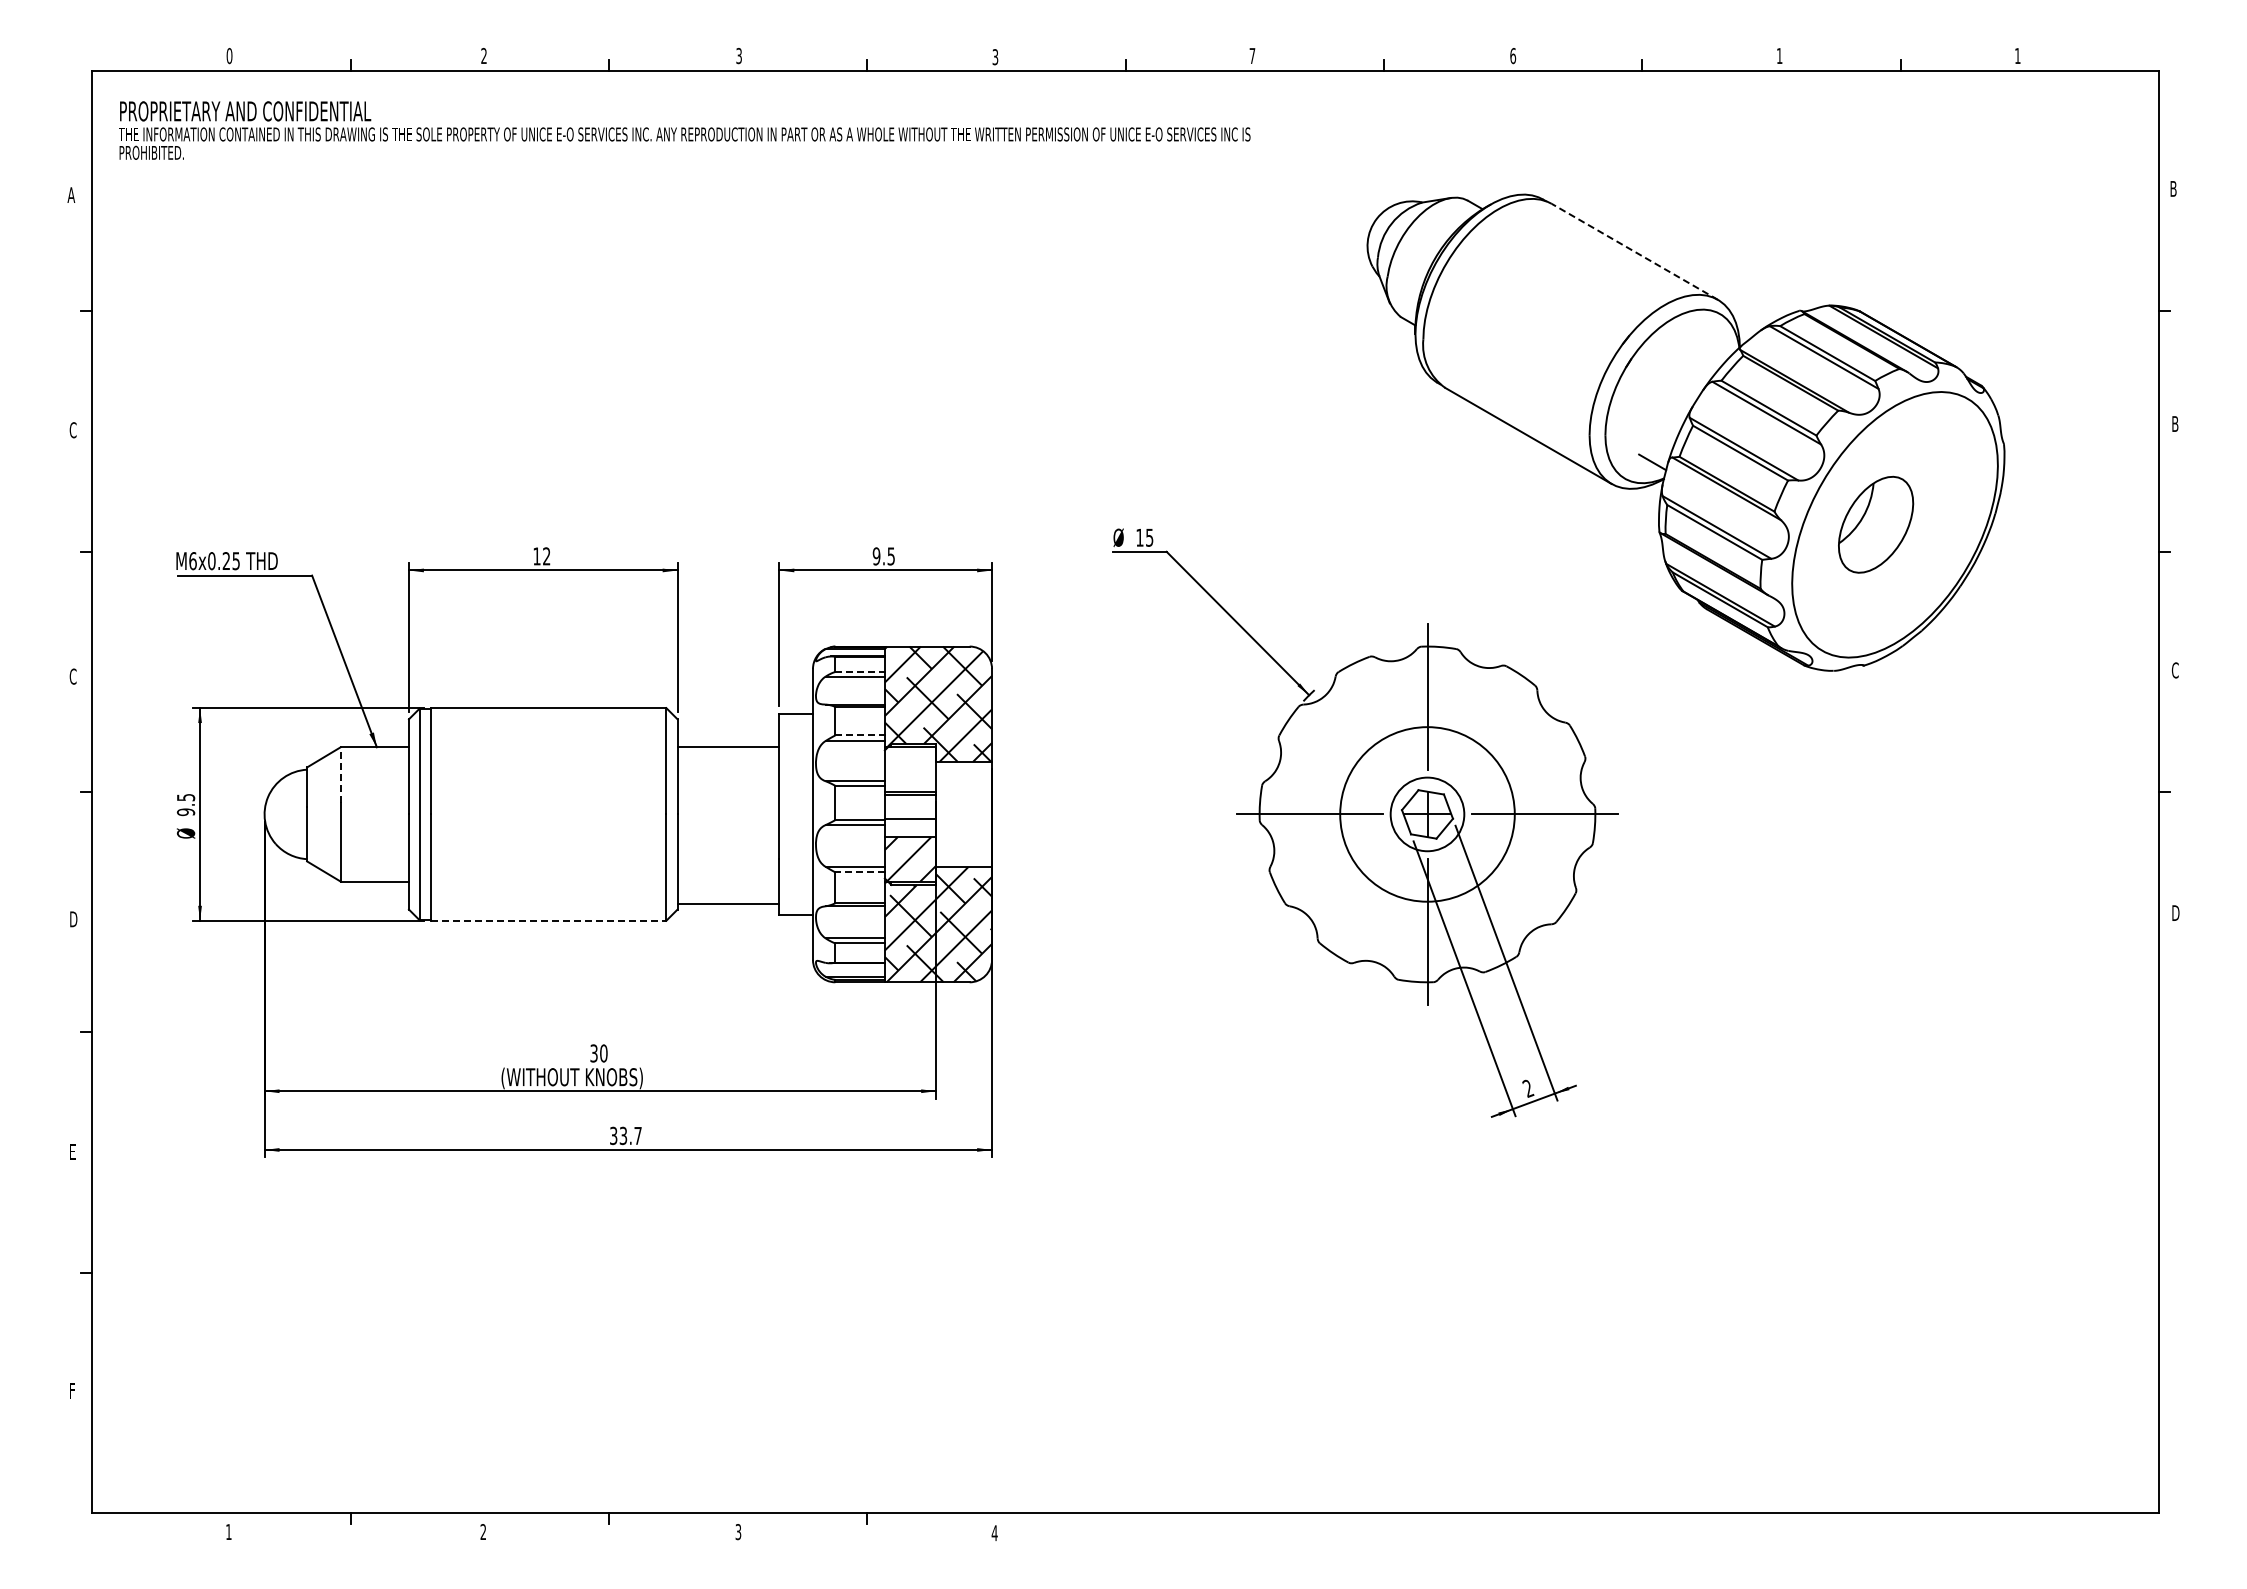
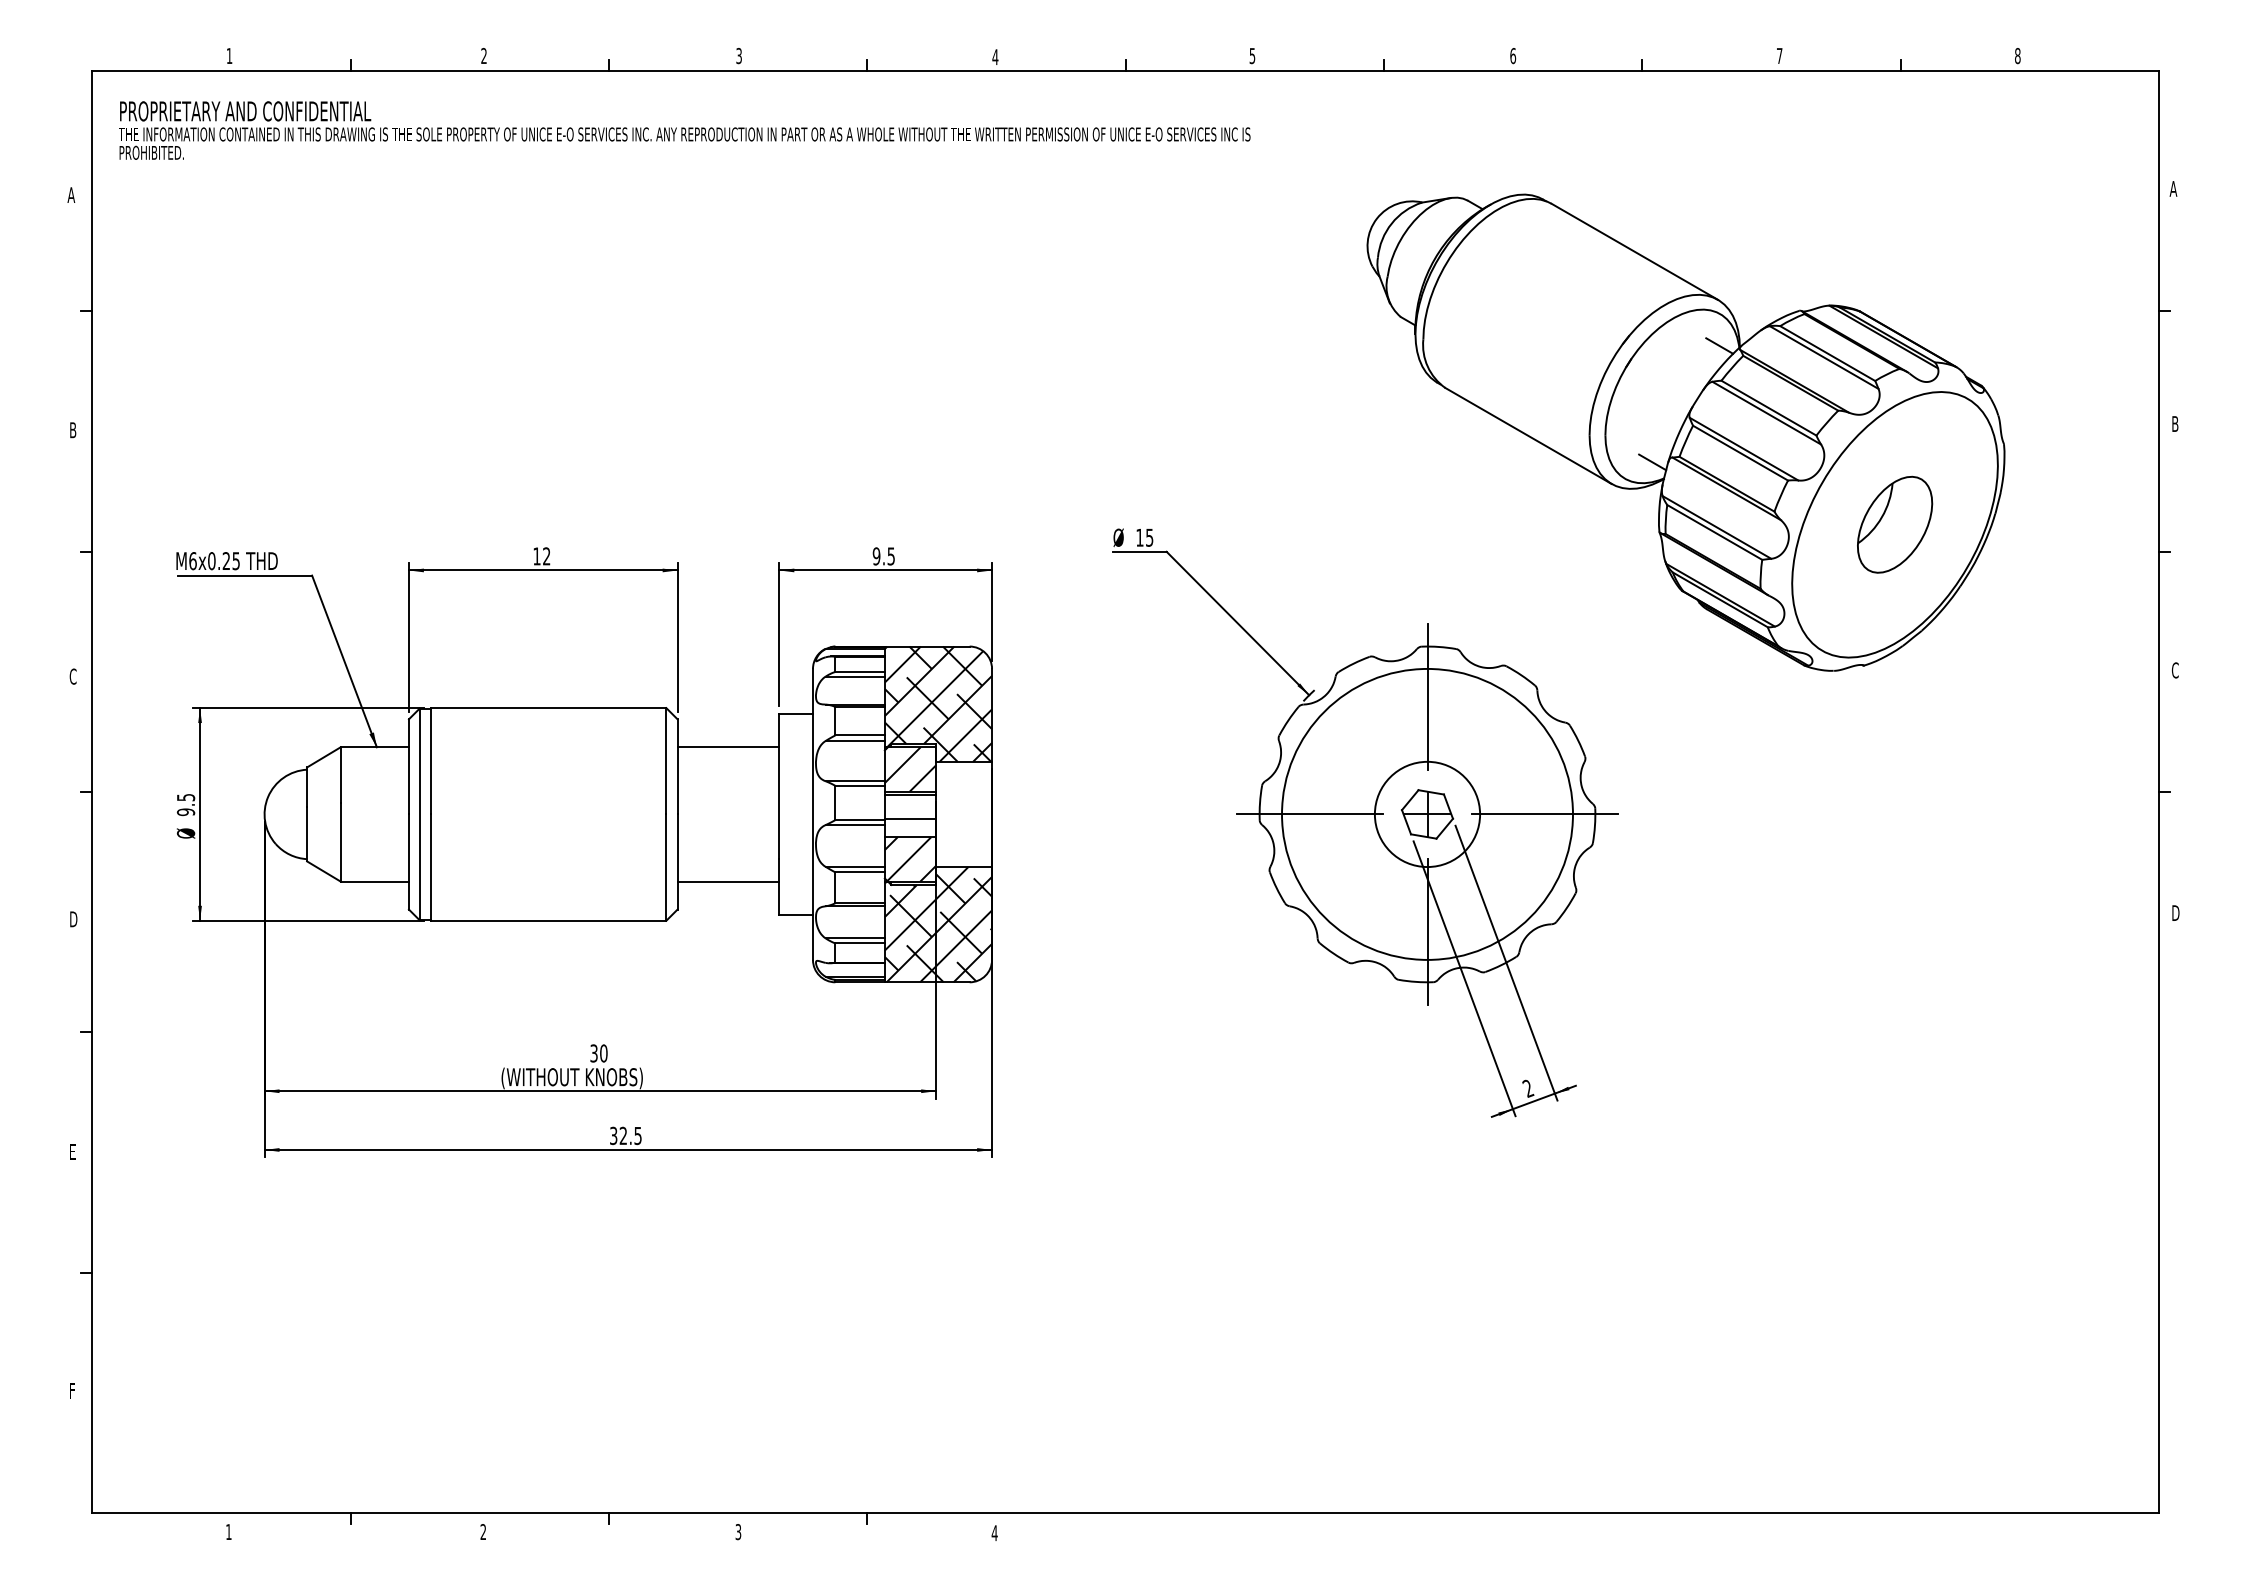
text: 1 -> 7 (1779, 55)
text: 0 -> 1 (229, 56)
text: 7 -> 5 (1252, 56)
text: 1 -> 8 (2017, 56)
text: 3 -> 4 (995, 57)
text: B -> A (2173, 188)
line: dashed -> solid (1634, 251)
line: none -> present (1719, 345)
text: C -> B (72, 430)
part position: (1876, 524) -> (1895, 524) (1895, 524)
line: dashed -> solid (860, 671)
line: dashed -> solid (860, 735)
hatch: none -> present (910, 769)
line: dashed -> solid (340, 775)
circle diameter: 175 px -> 291 px (1427, 813)
circle diameter: 74 px -> 105 px (1427, 814)
line: dashed -> solid (860, 872)
line position: (728, 903) -> (728, 881) (728, 881)
line: dashed -> solid (548, 920)
text: 33.7 -> 32.5 (630, 1136)
